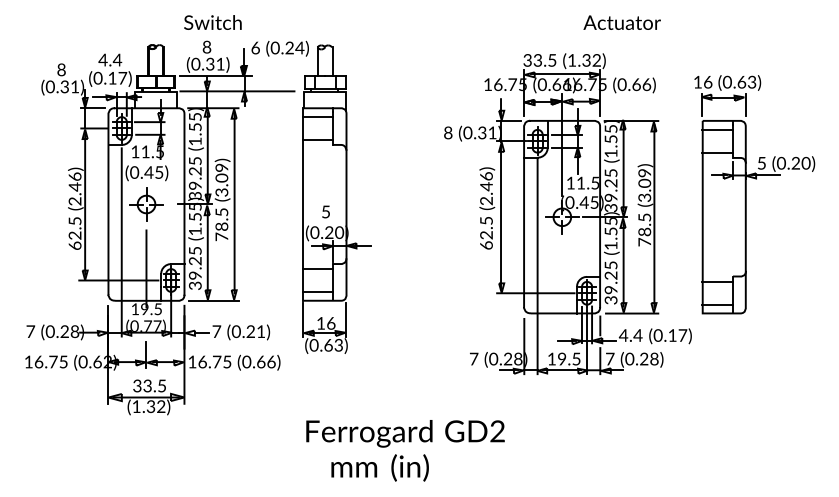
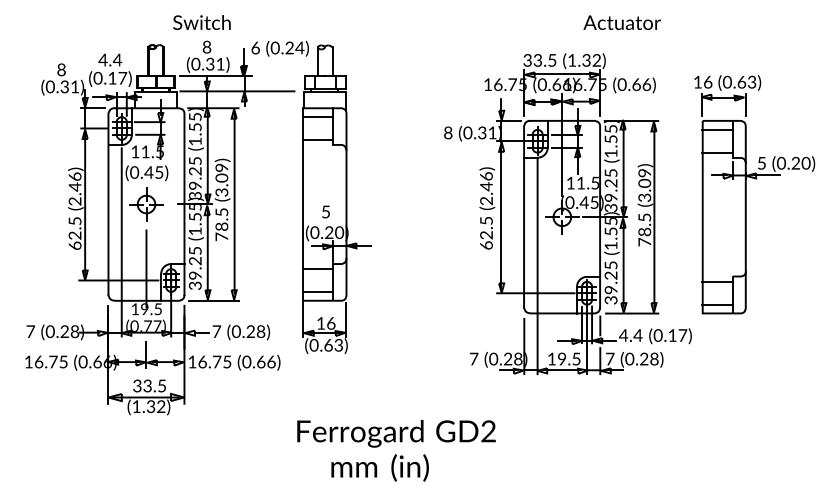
text position: (212, 22) -> (201, 22) (201, 22)
text: (0.21) -> (0.28) (260, 331)
text: (0.62) -> (0.66) (107, 361)
text position: (405, 433) -> (396, 433) (396, 433)
